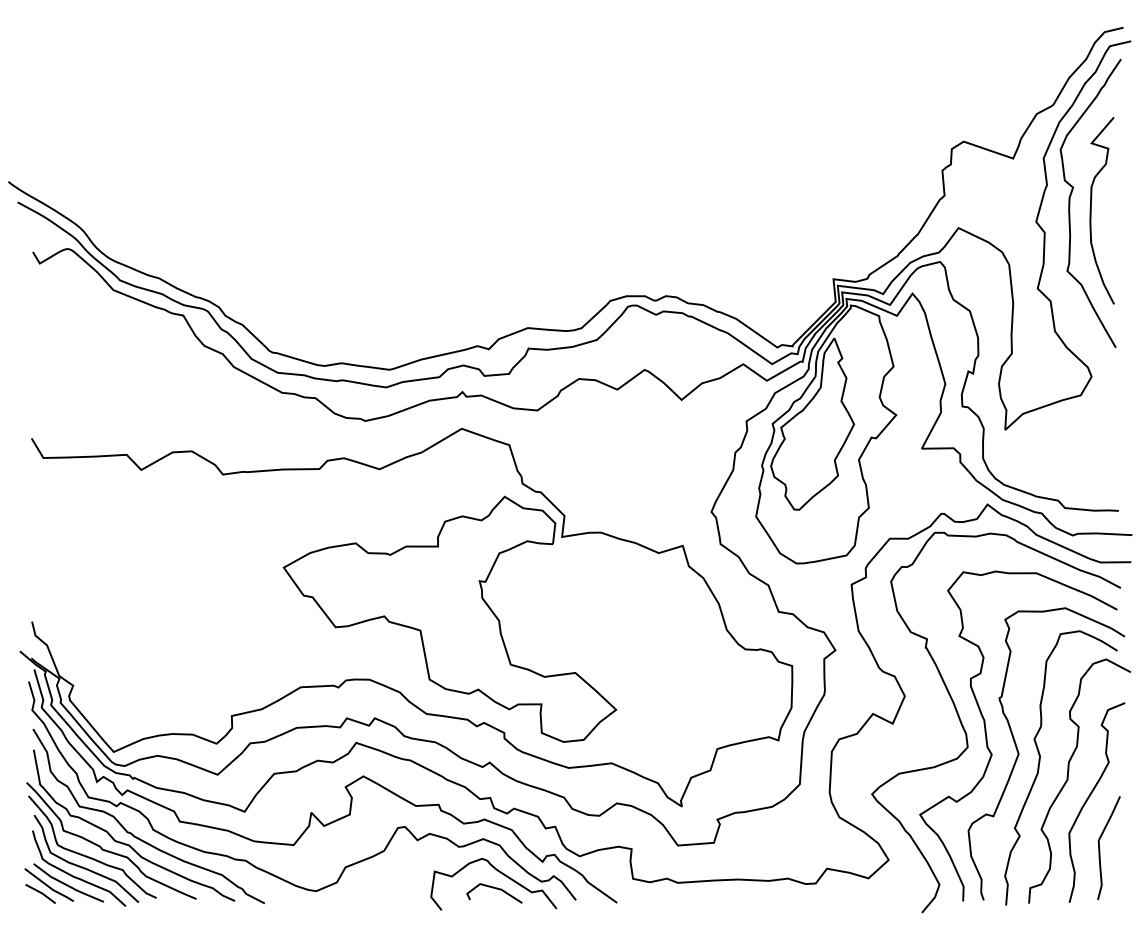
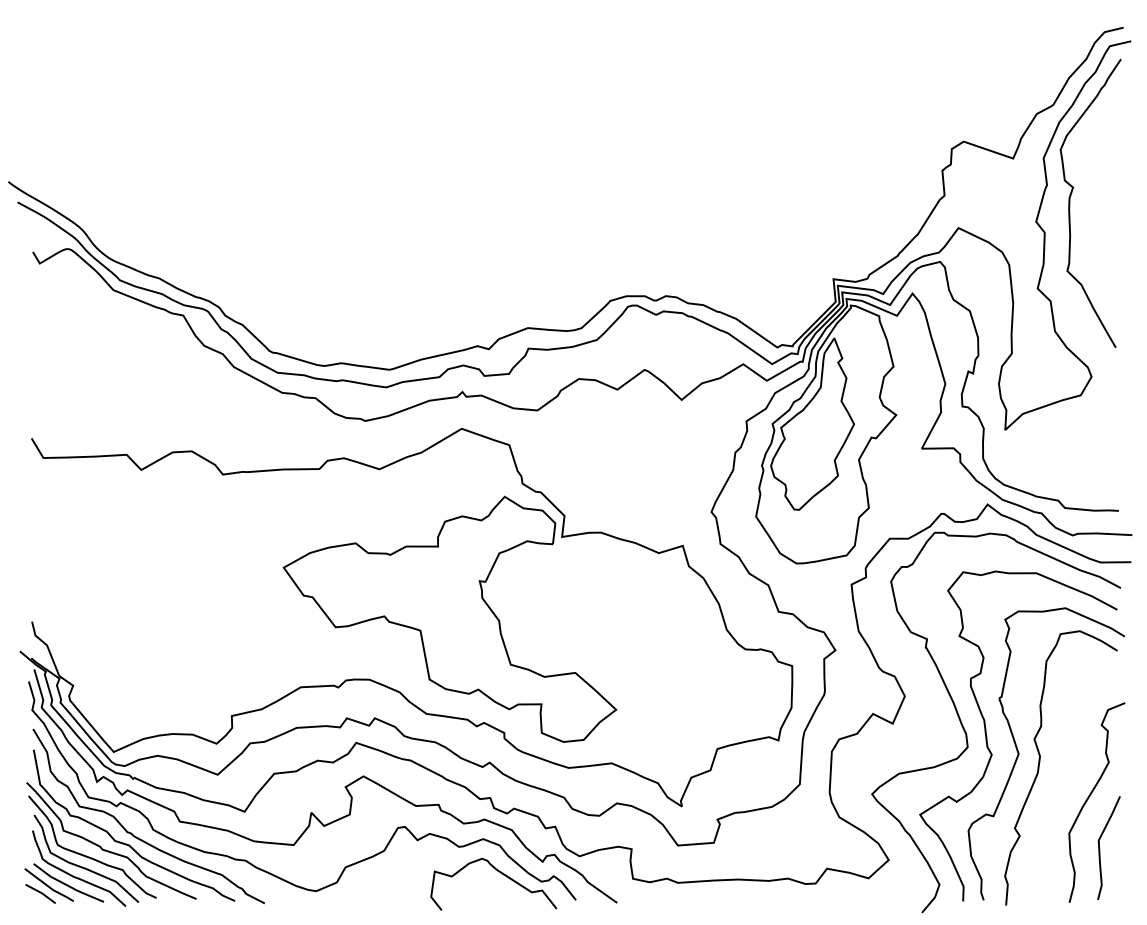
curve: present -> none (1091, 210)
curve: present -> none (1068, 780)
line: present -> none (496, 889)
